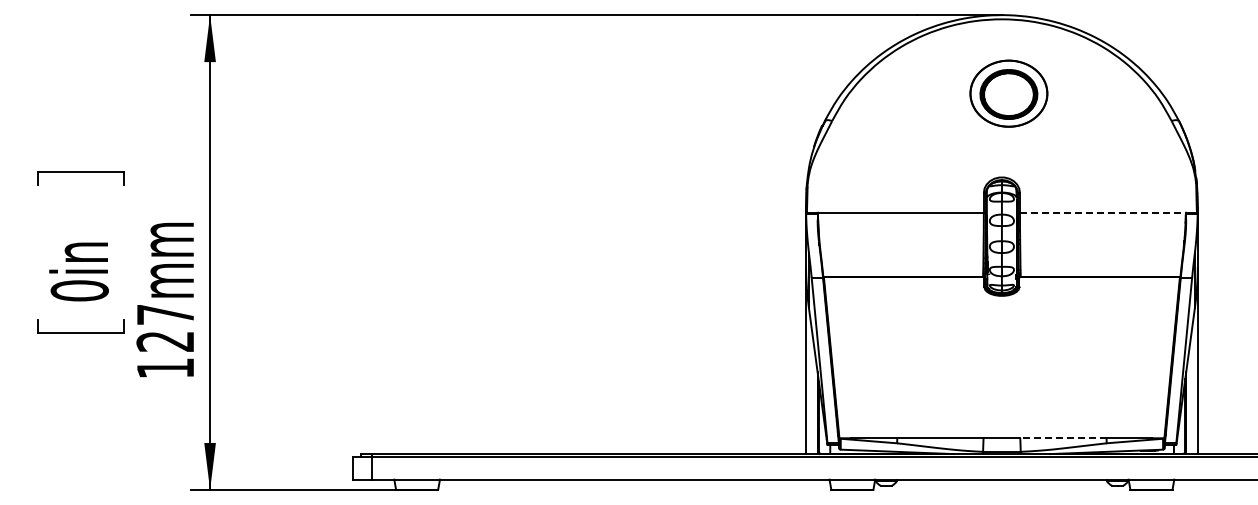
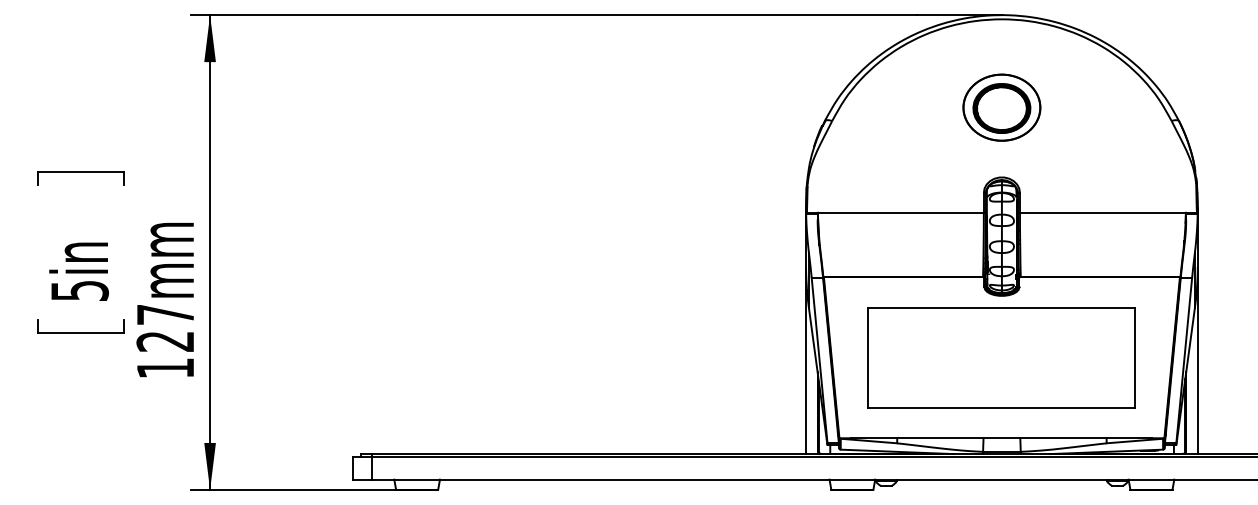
part position: (1008, 93) -> (1001, 107) (1001, 107)
line: dashed -> solid (1102, 212)
text: 0in -> 5in (79, 290)
part: none -> present (1001, 357)
line: dashed -> solid (1062, 438)
